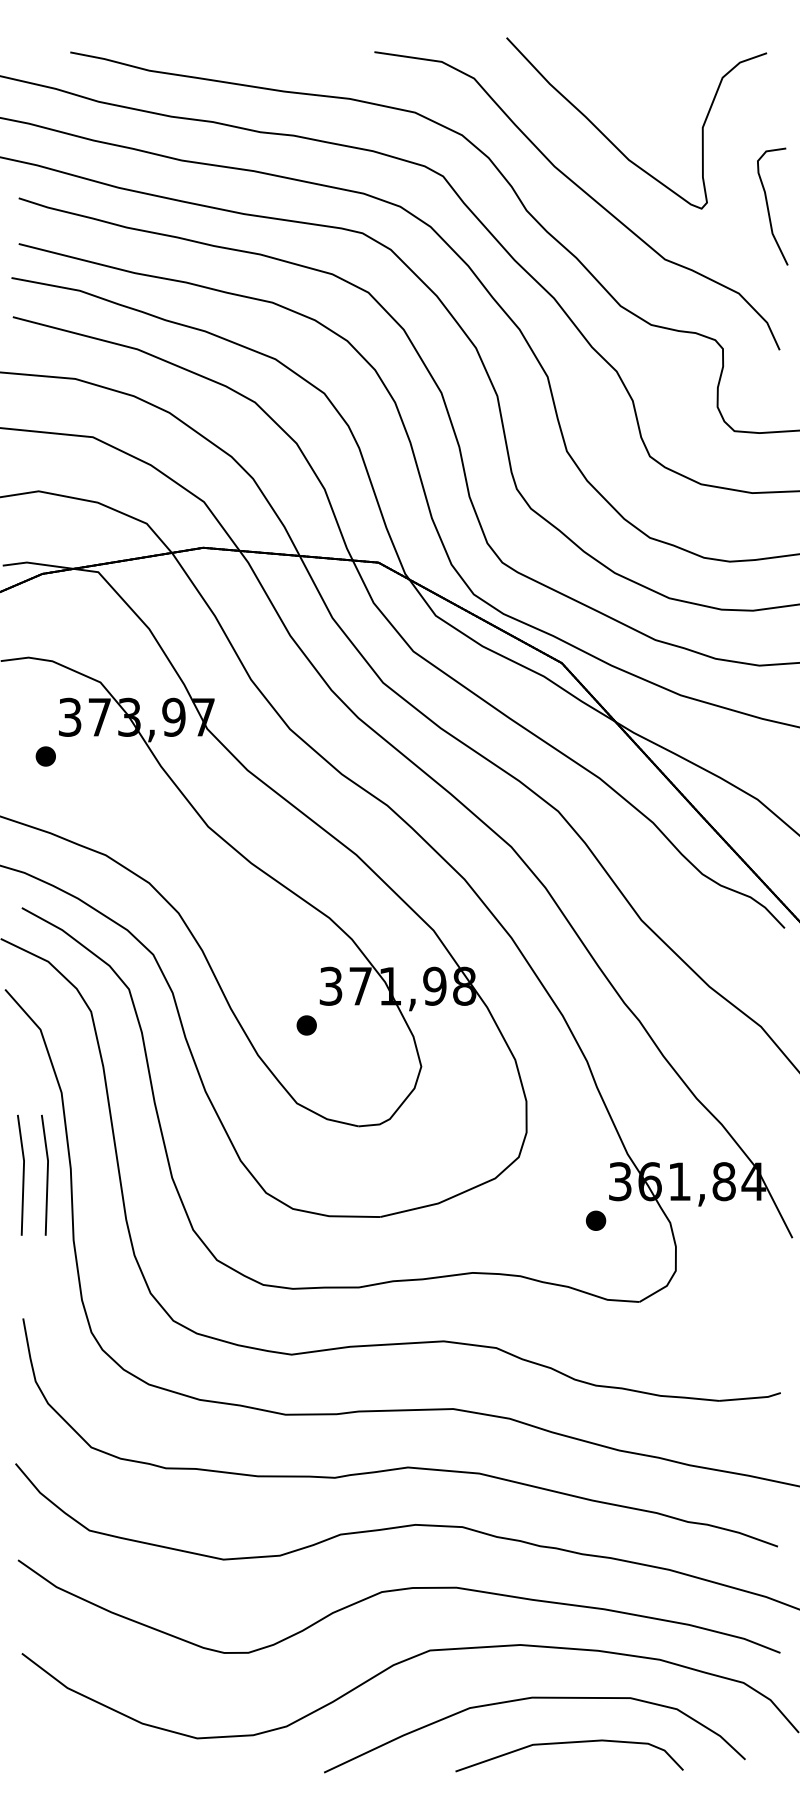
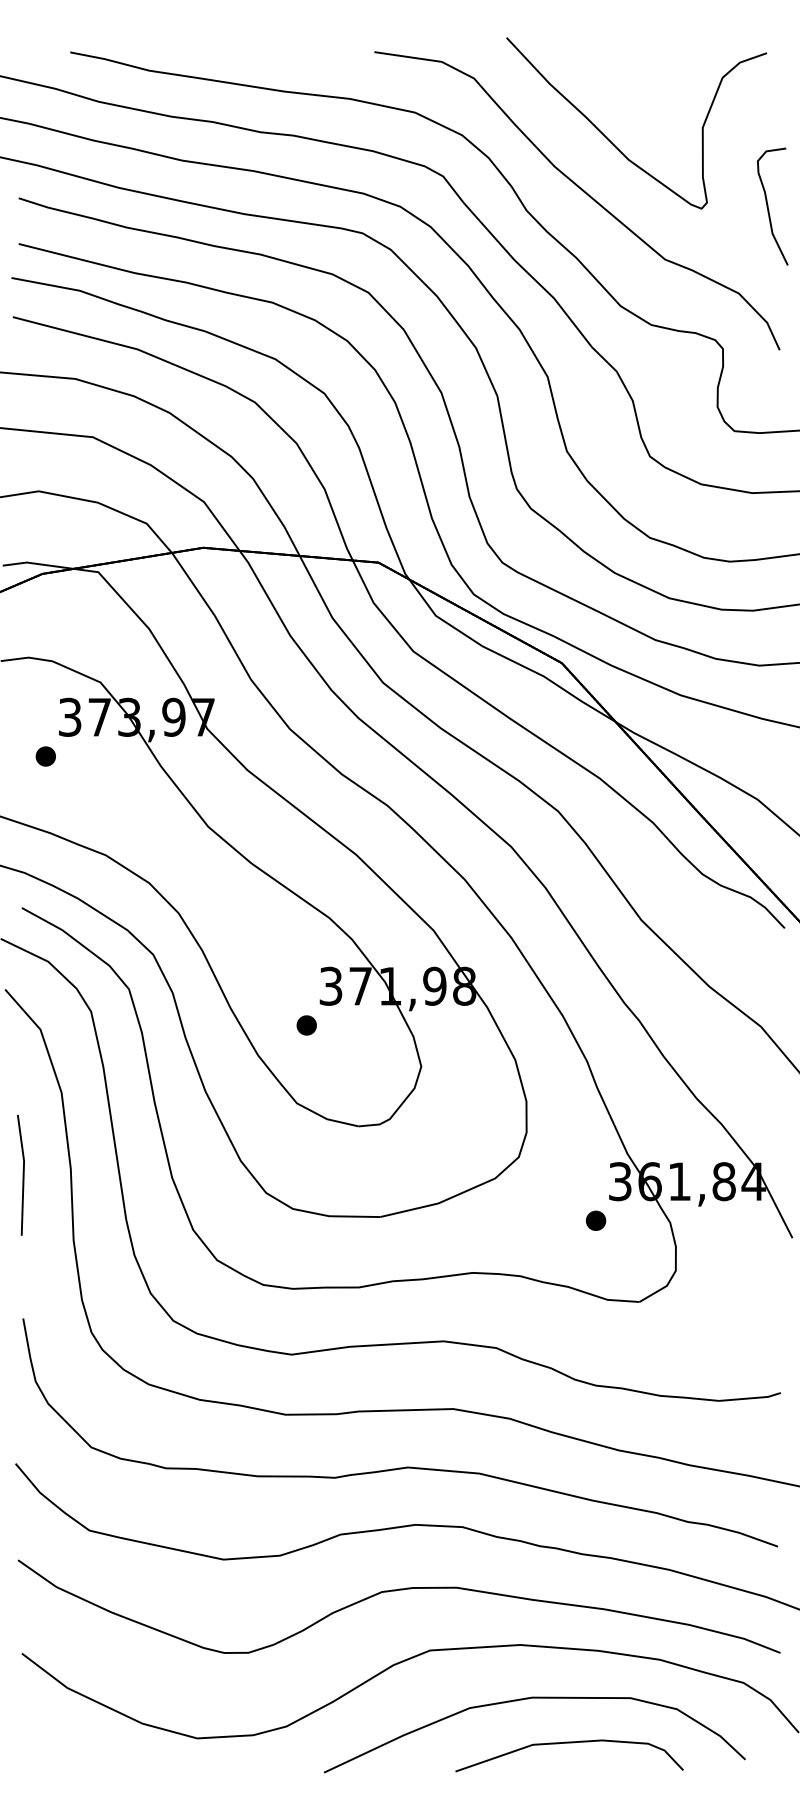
line: present -> none (46, 1174)
